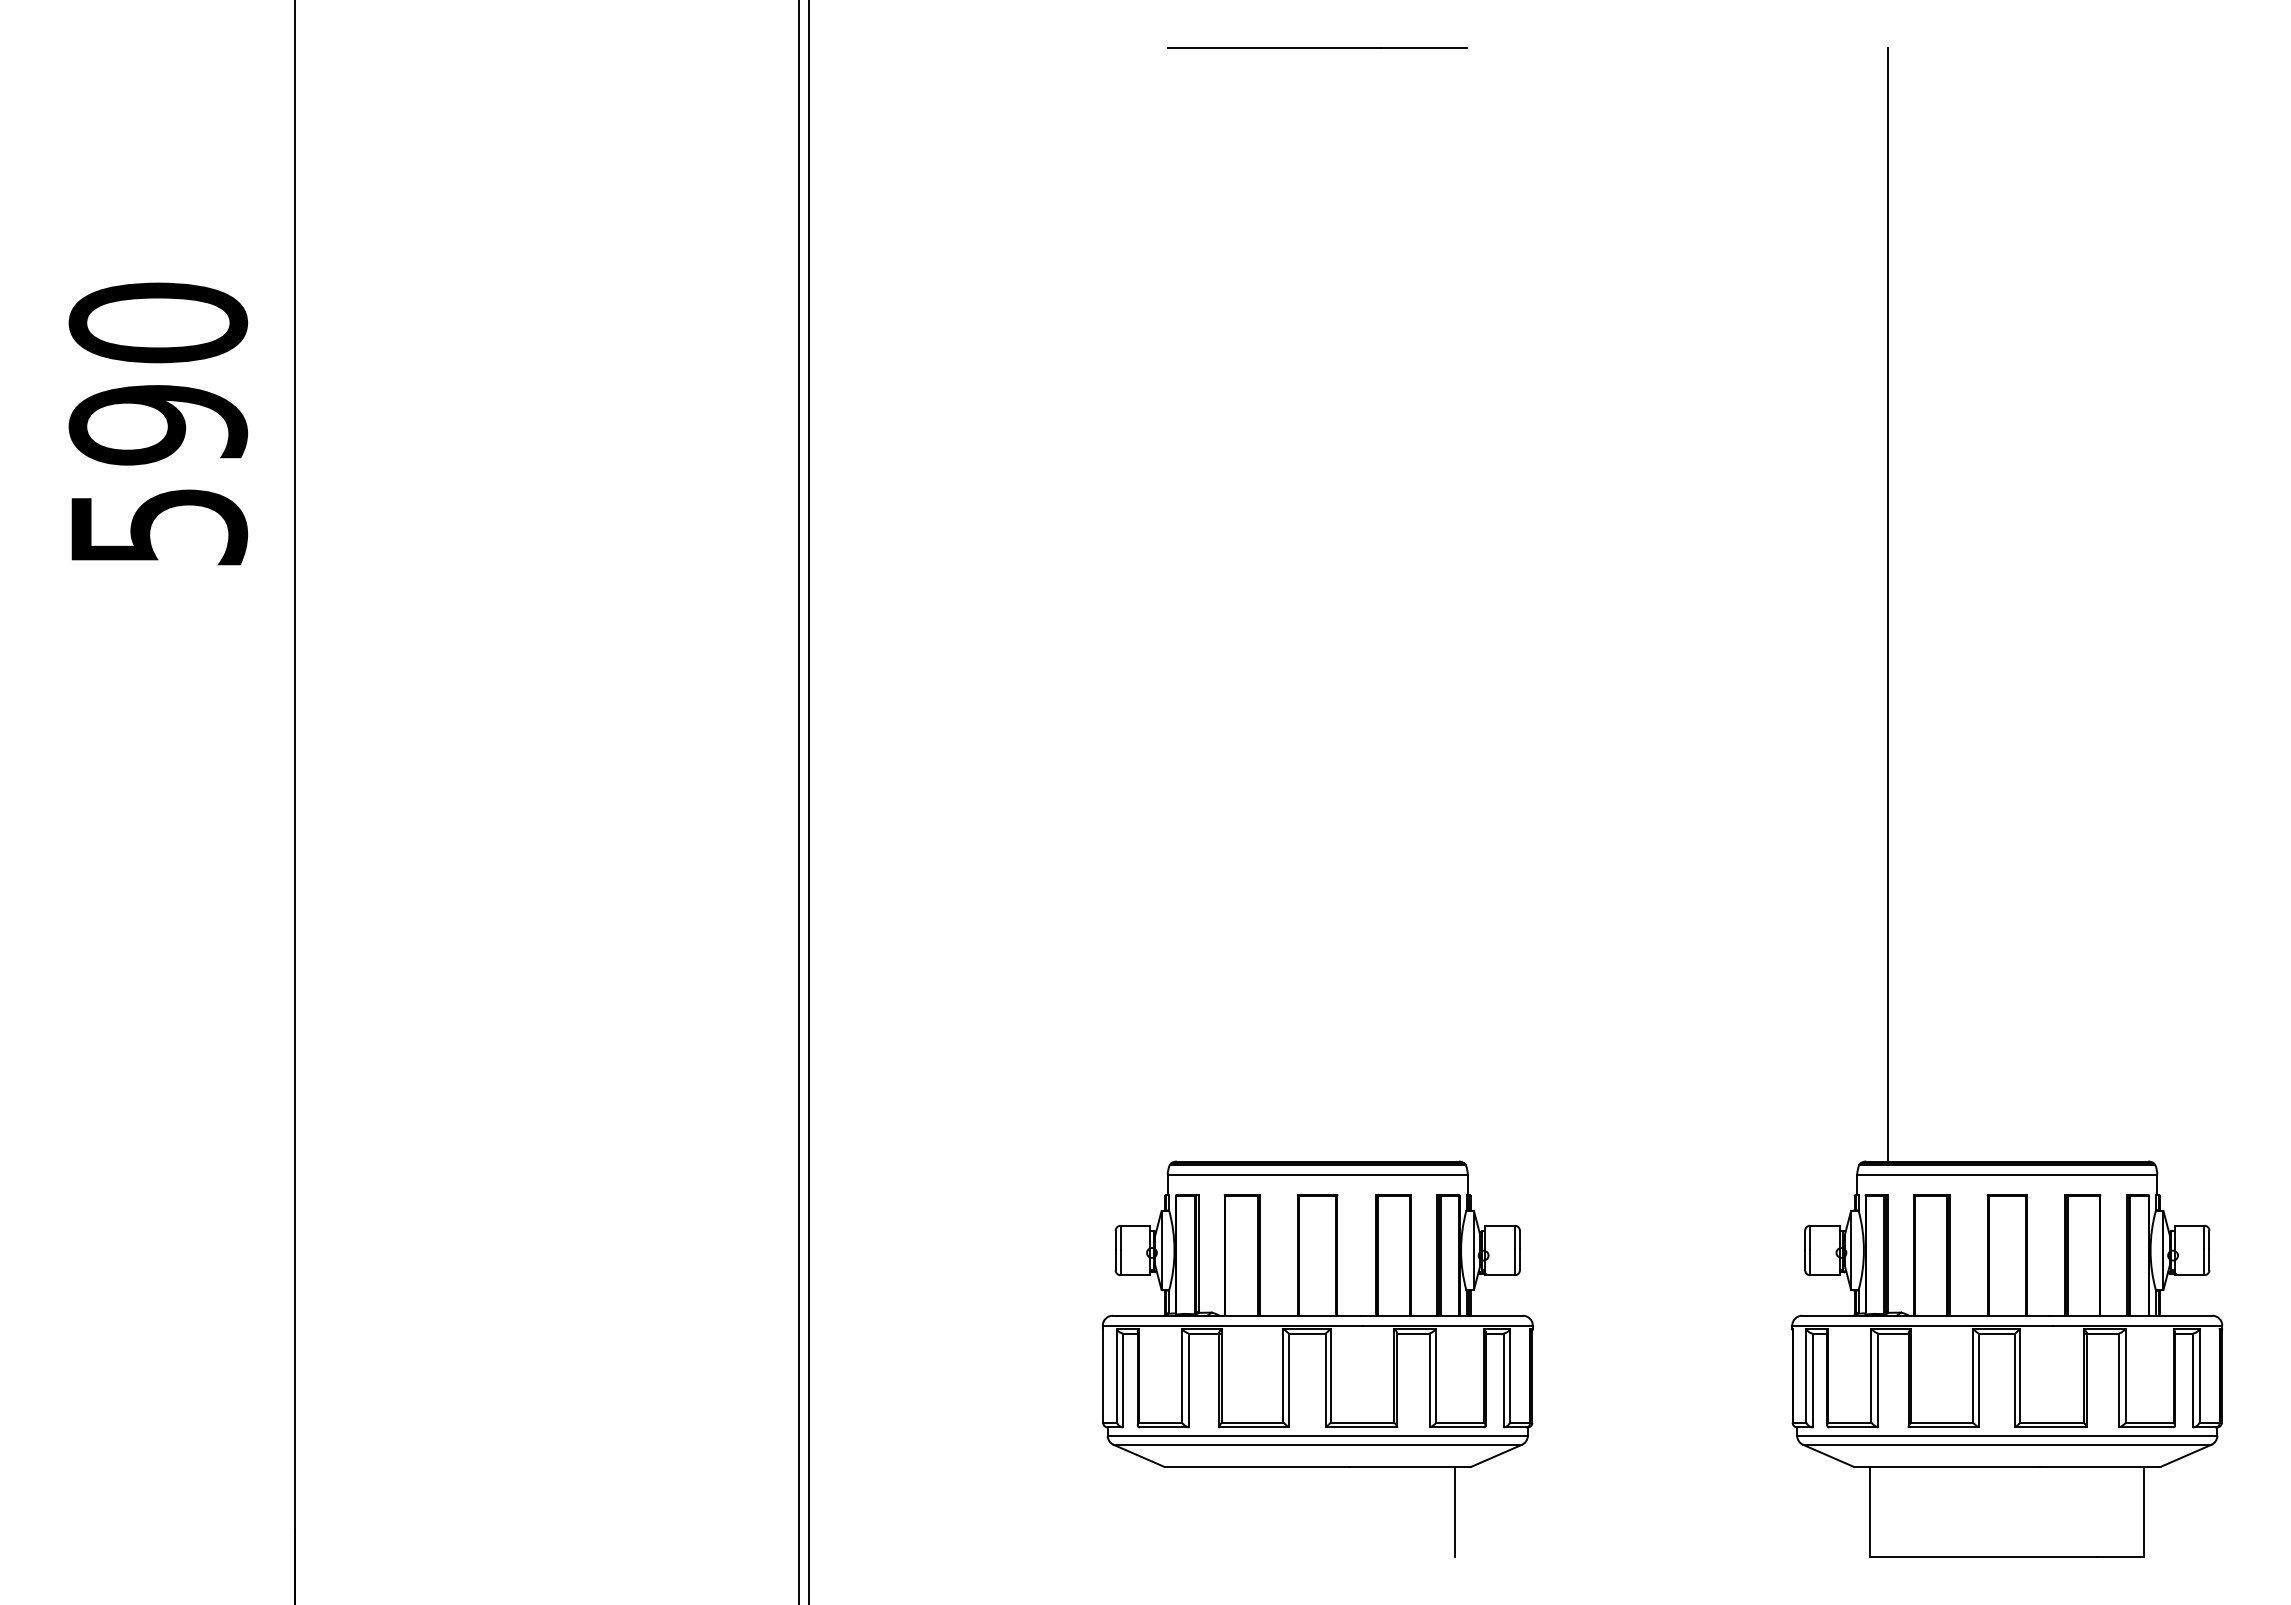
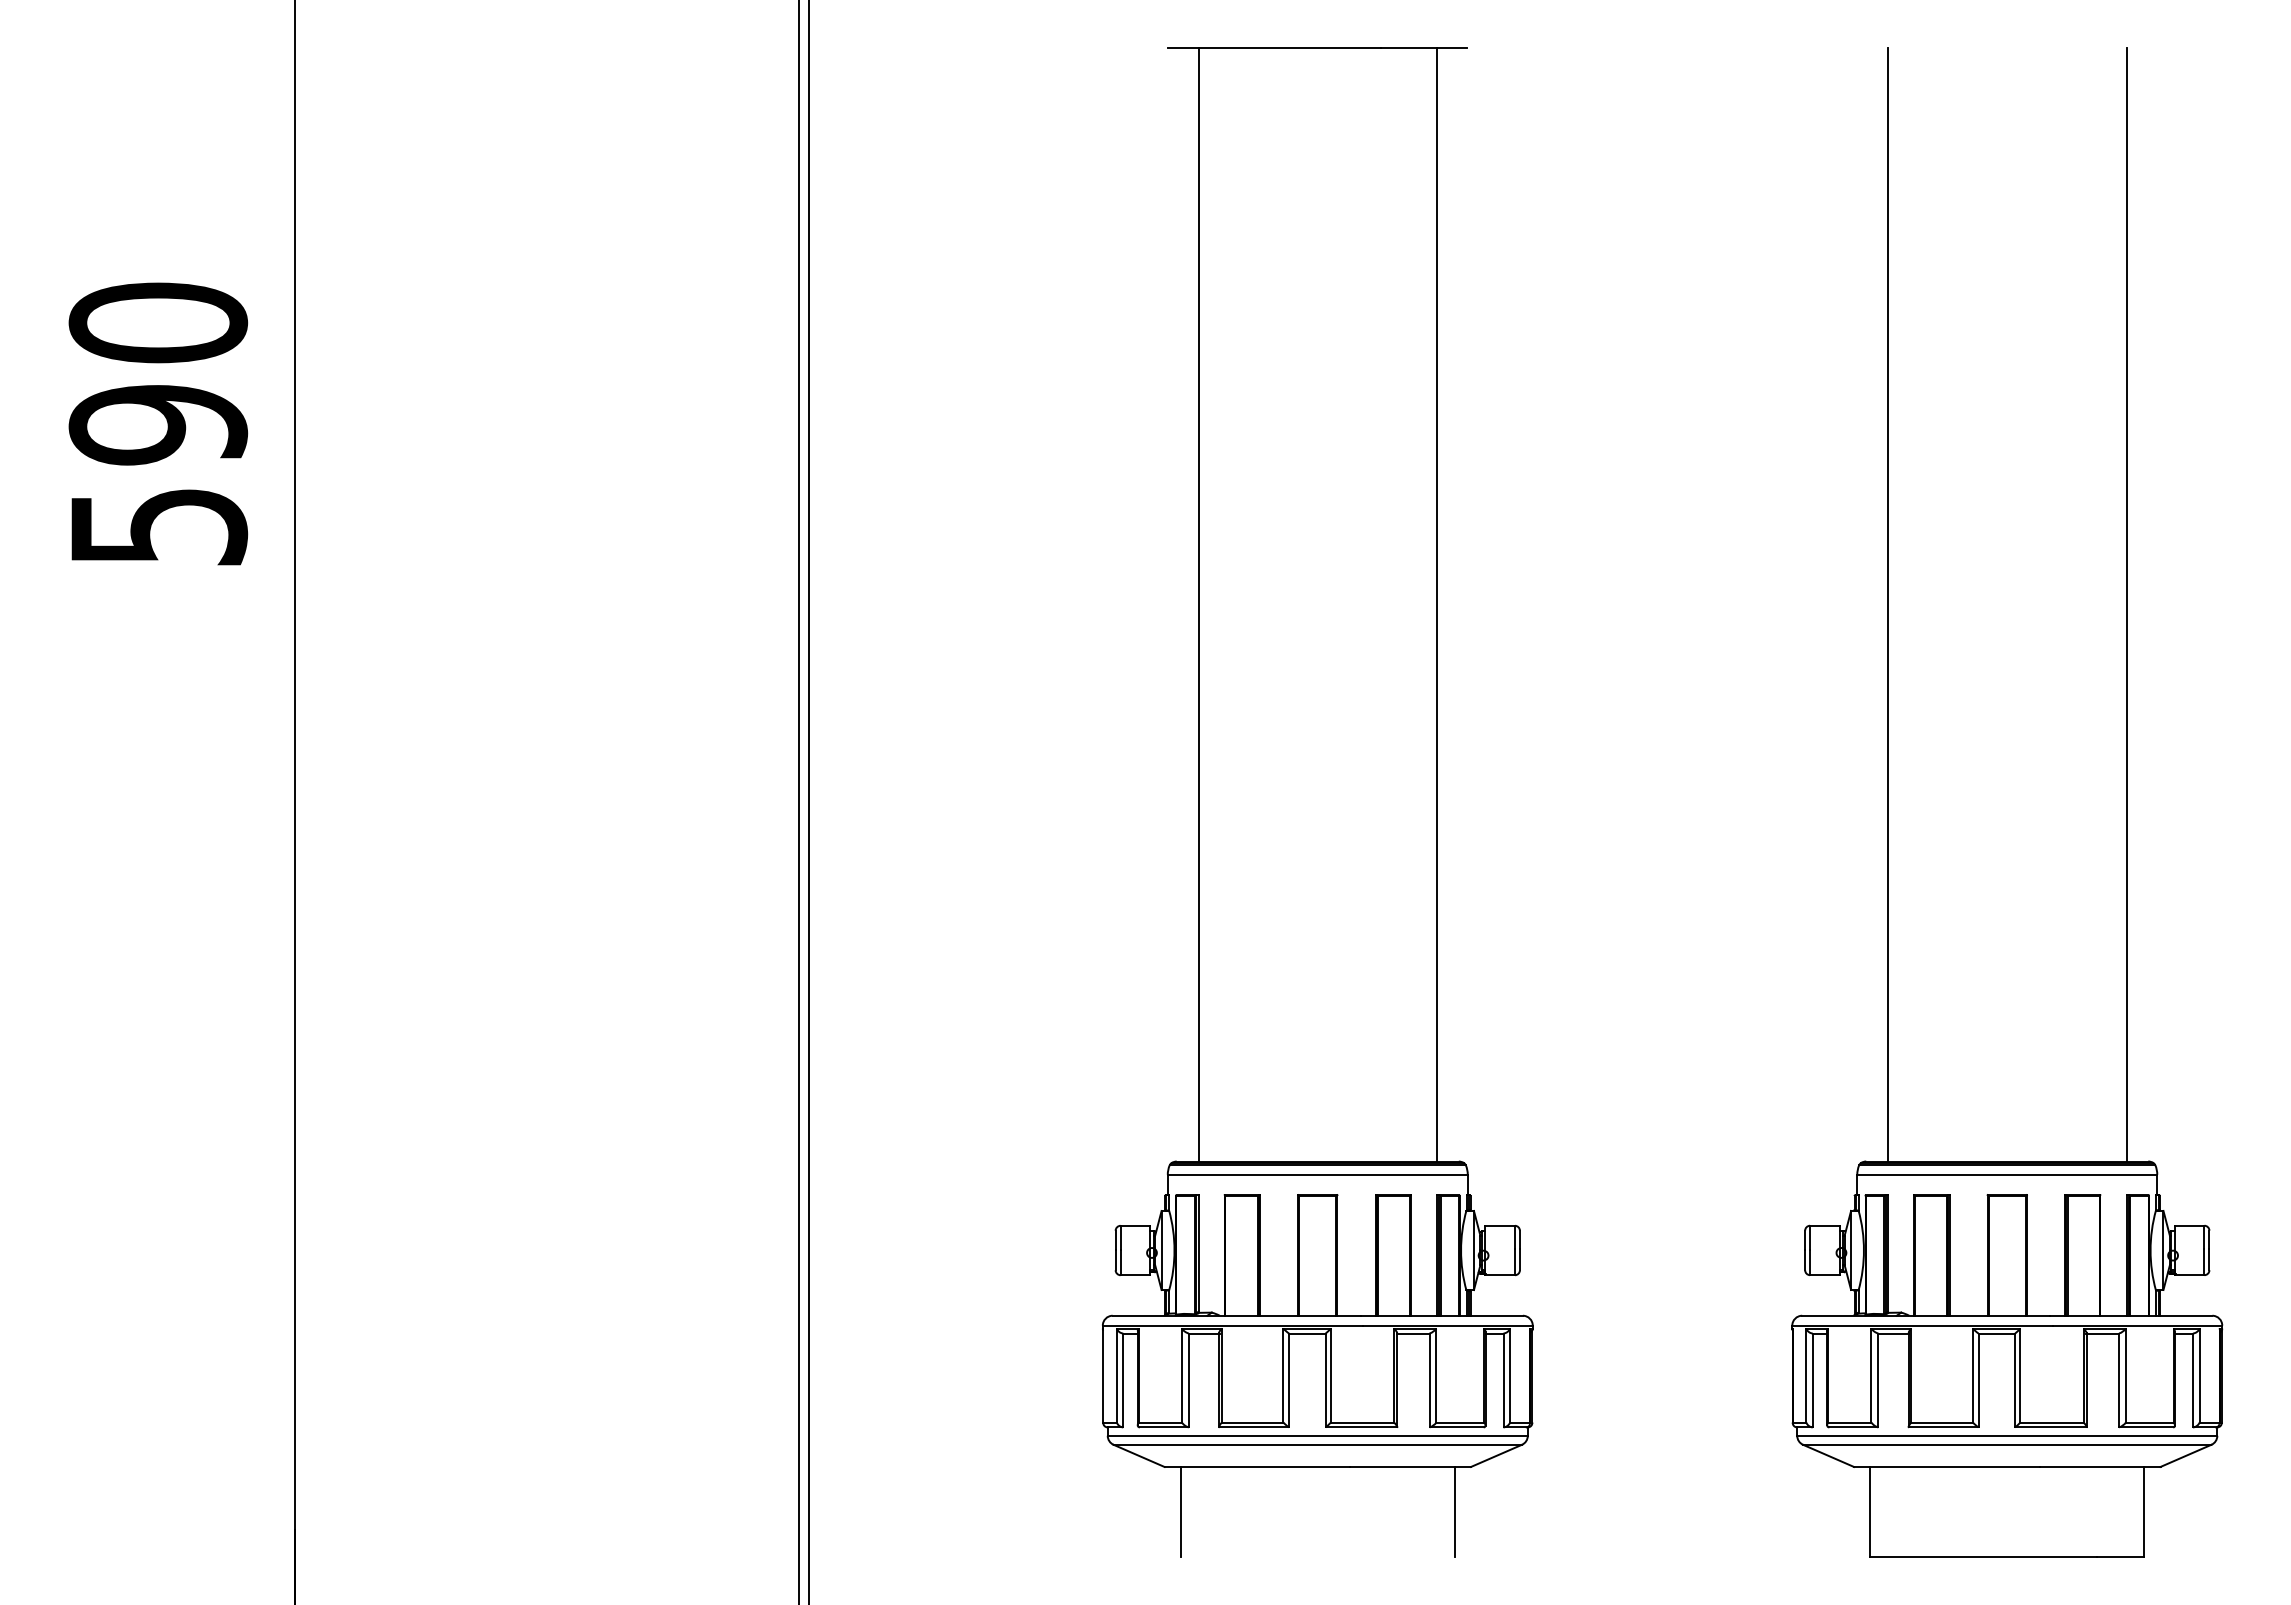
line: none -> present (1198, 604)
line: none -> present (1437, 604)
line: none -> present (2126, 604)
line: none -> present (1180, 1511)
